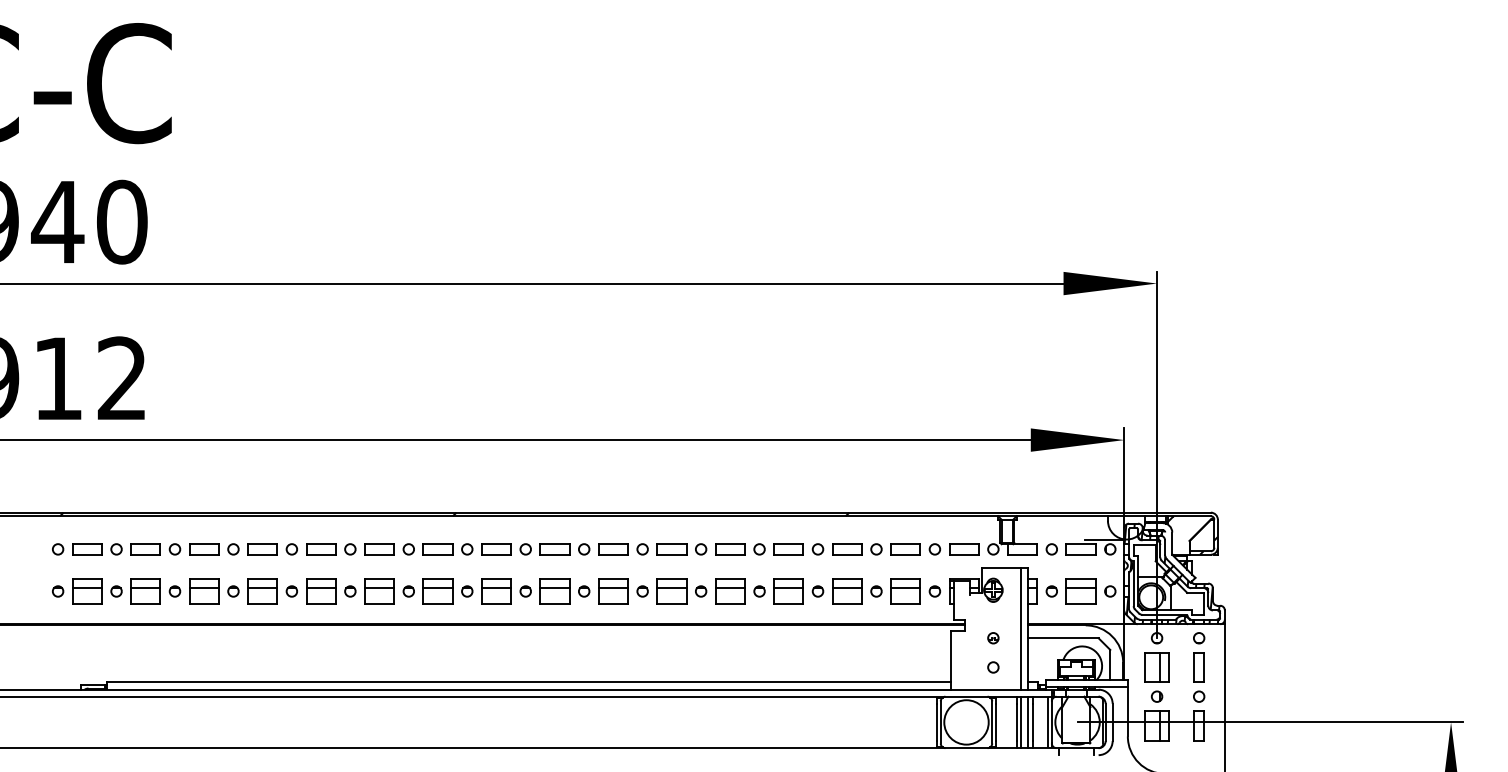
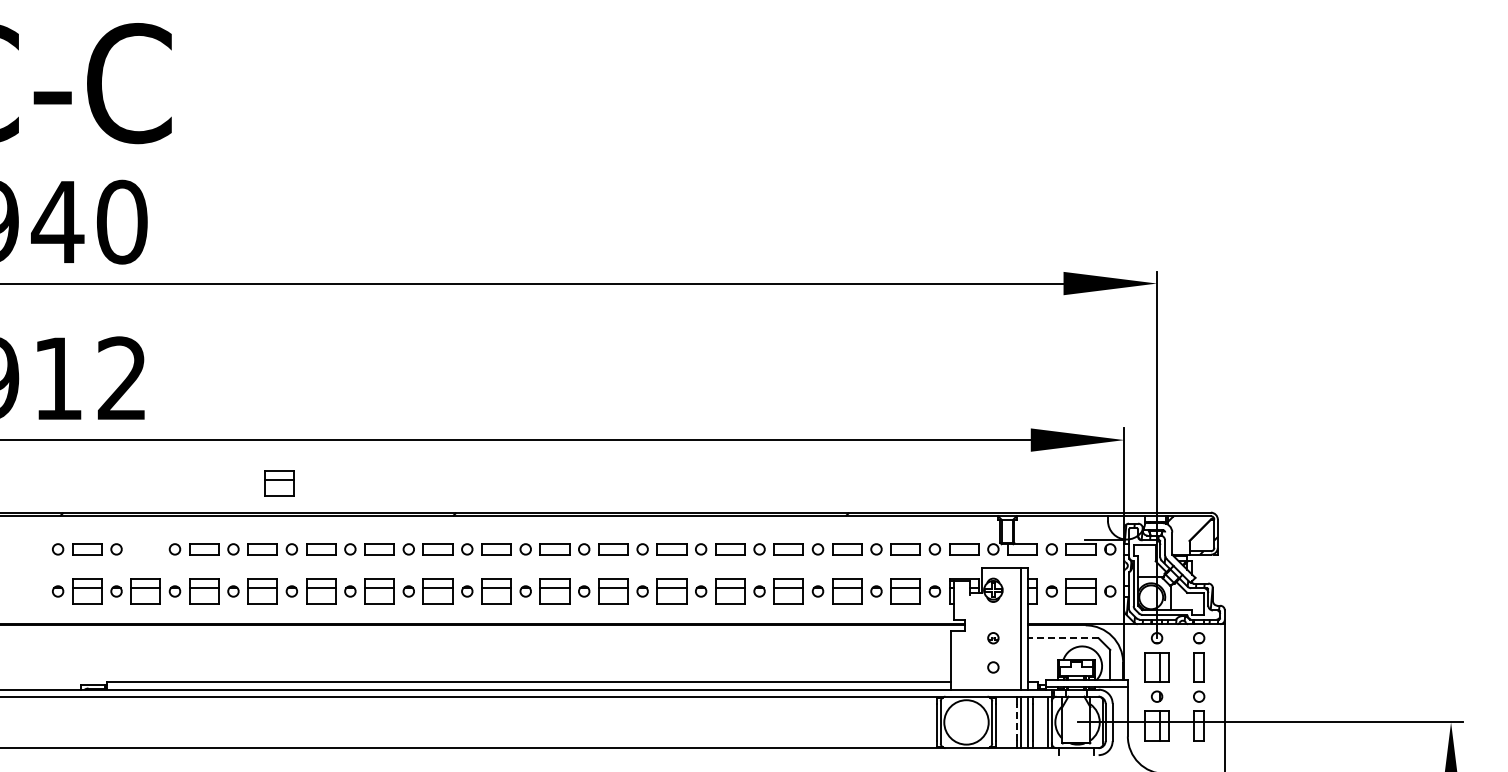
part: none -> present (279, 483)
part: present -> none (145, 549)
line: solid -> dashed (1063, 638)
line: solid -> dashed (1016, 722)
